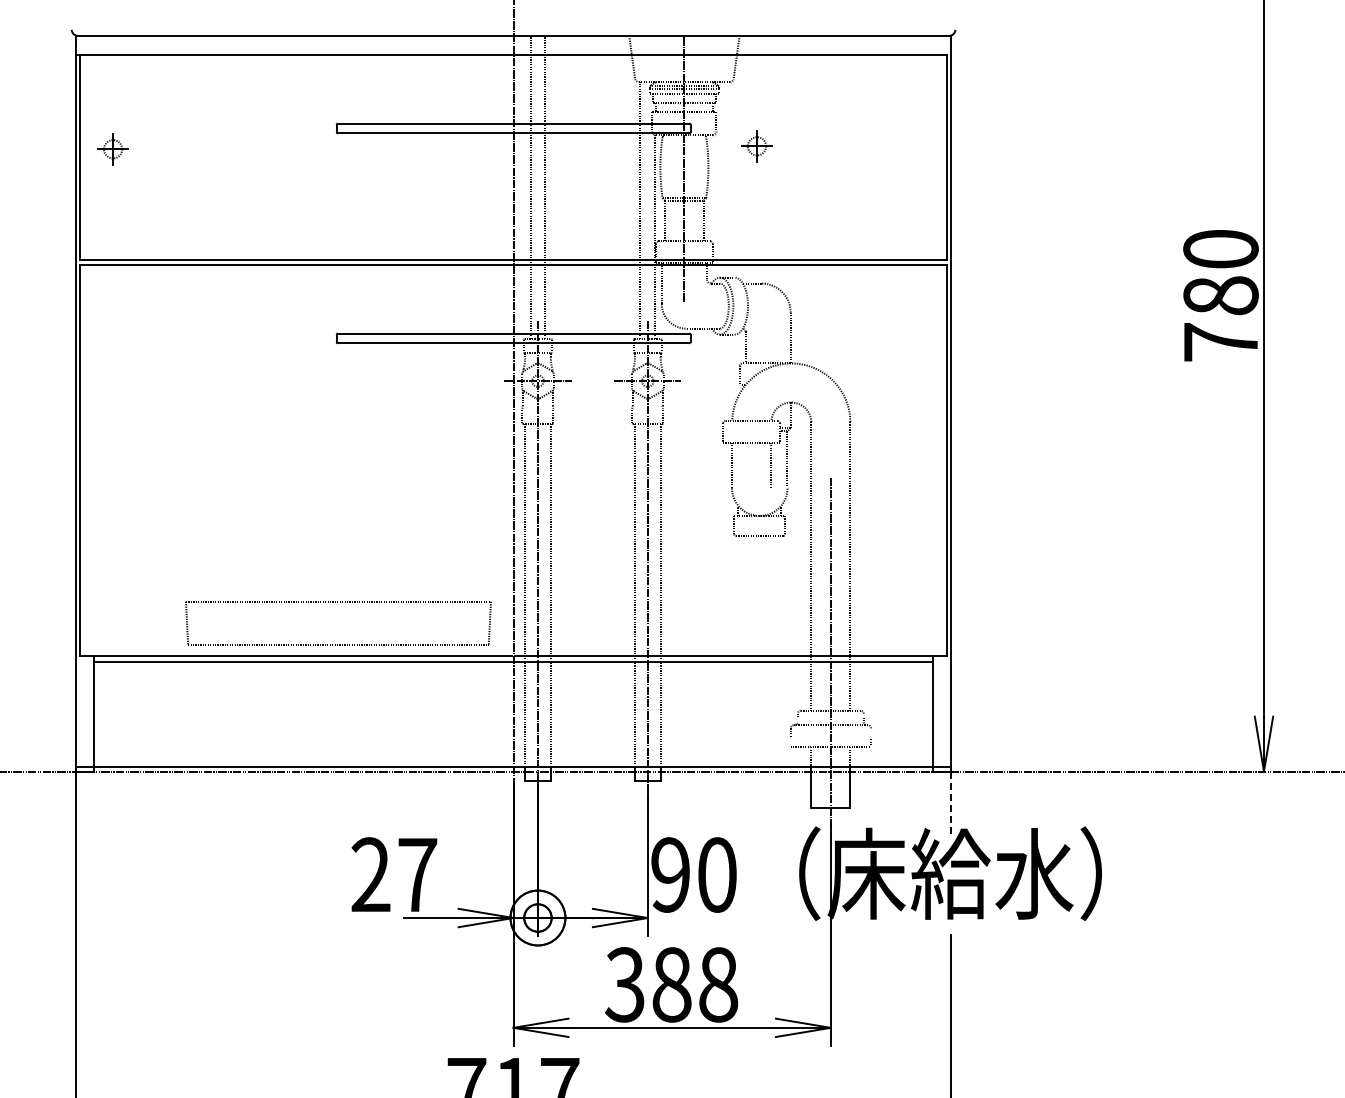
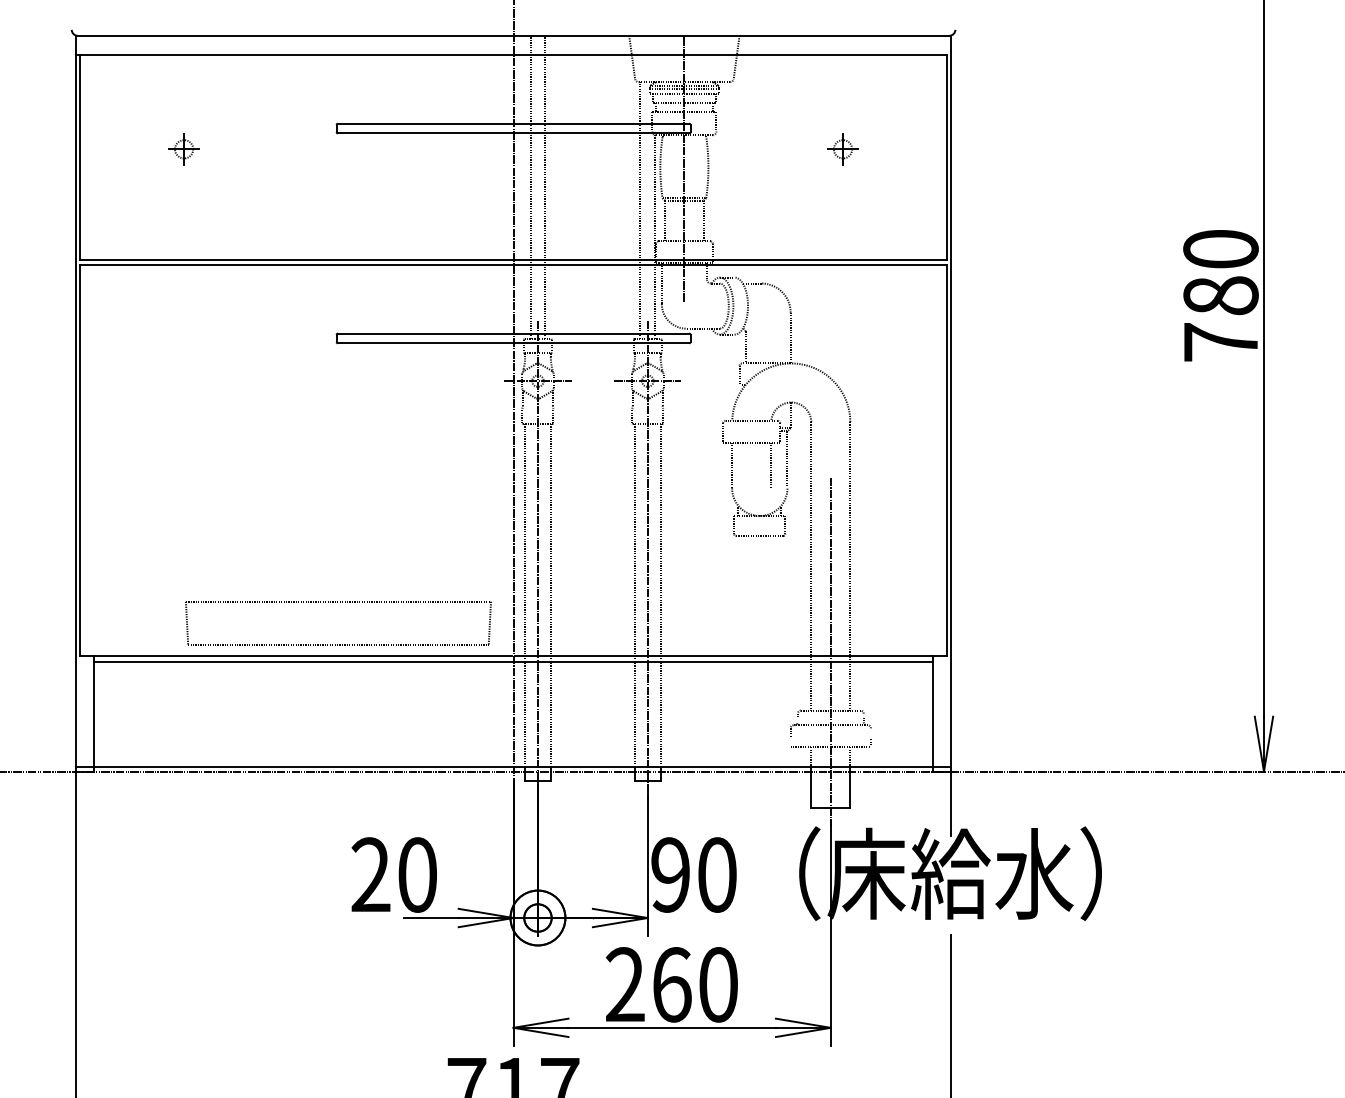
part position: (756, 146) -> (842, 149) (842, 149)
part position: (112, 149) -> (183, 149) (183, 149)
line: dashed -> solid (951, 804)
text: 27 -> 20 (417, 874)
text: 388 -> 260 (671, 984)
